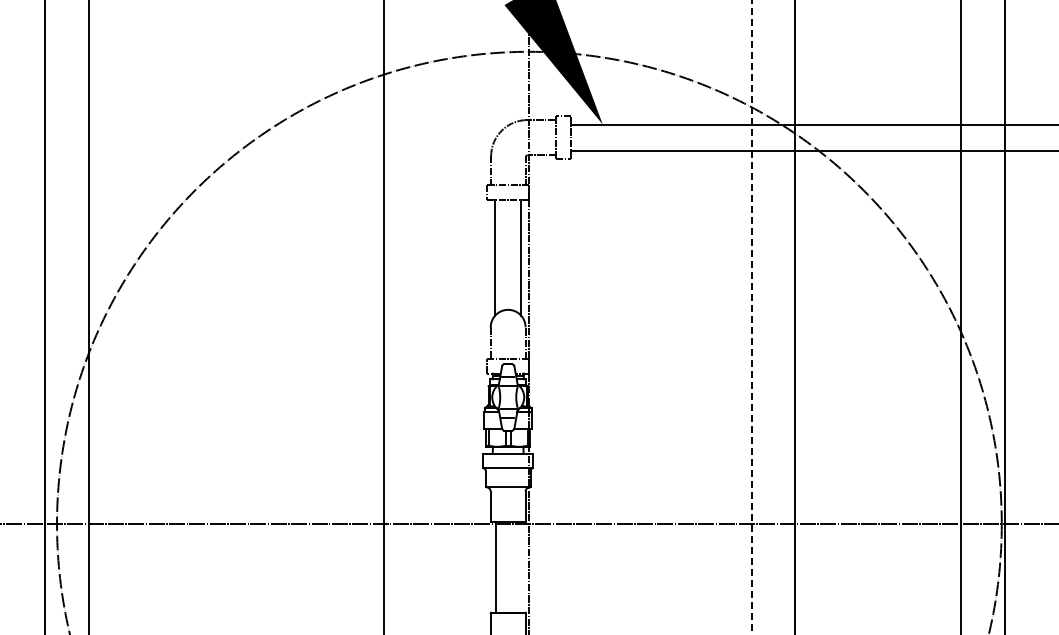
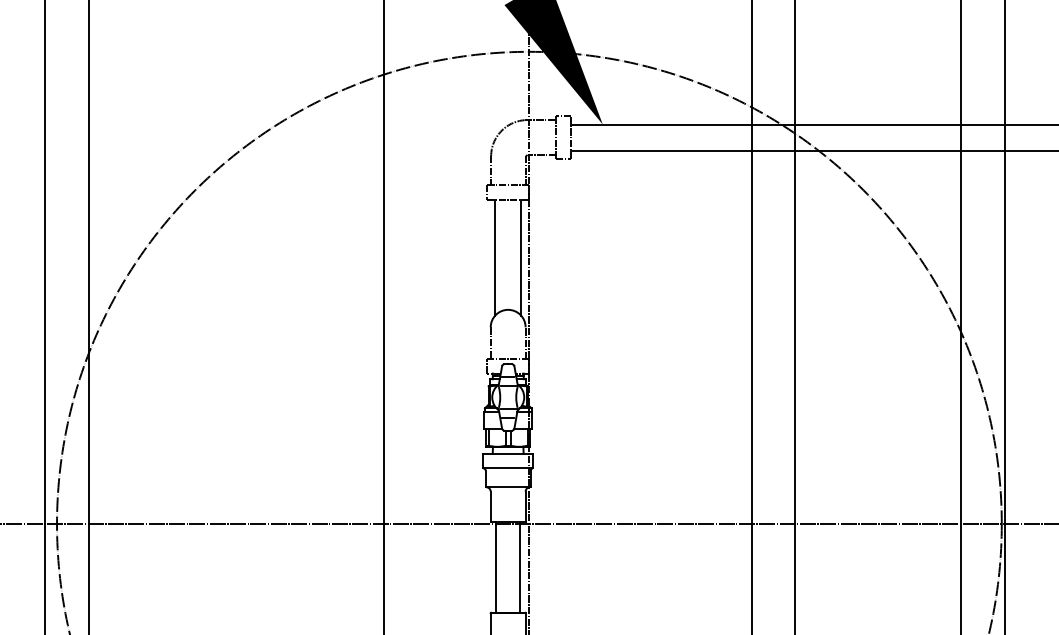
line: dashed -> solid (751, 317)
line: none -> present (520, 567)
